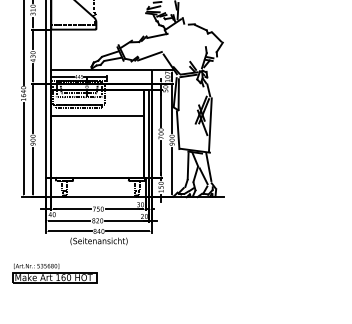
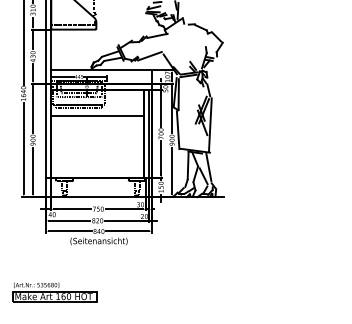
part position: (54, 273) -> (54, 292) (54, 292)
